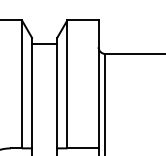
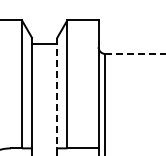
line: solid -> dashed (135, 53)
line: solid -> dashed (57, 93)
